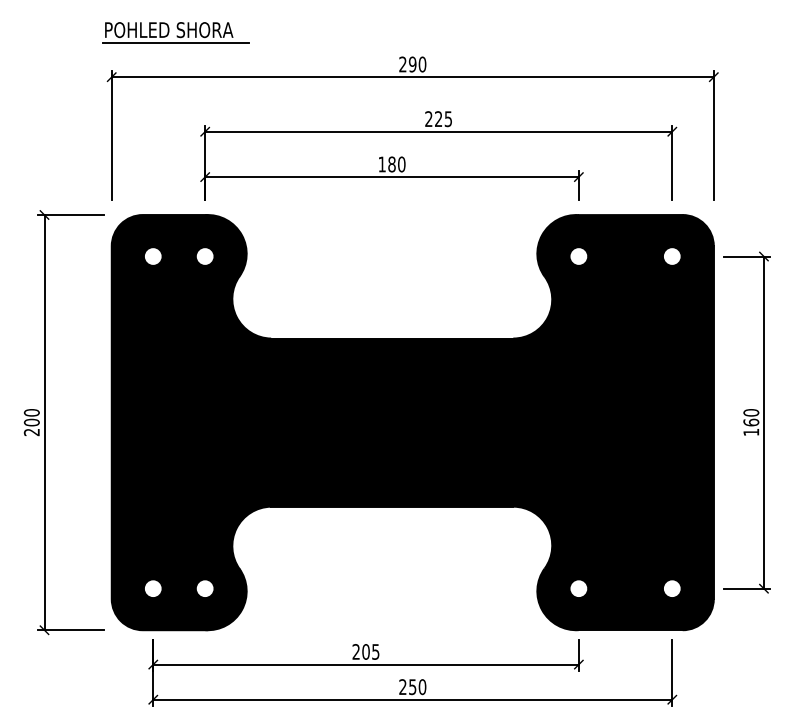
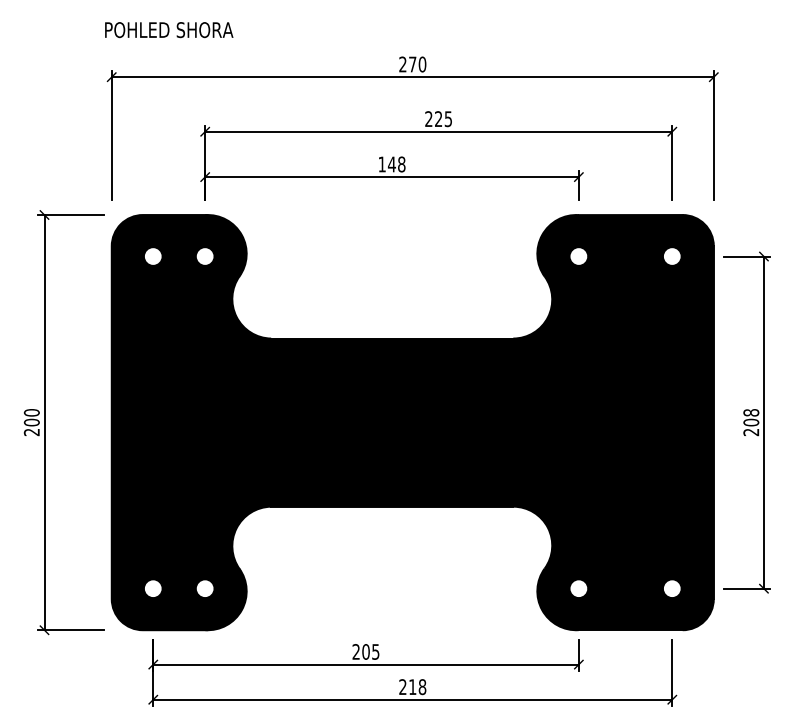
line: present -> none (175, 43)
text: 290 -> 270 (412, 64)
text: 180 -> 148 (396, 164)
text: 160 -> 208 (750, 422)
text: 250 -> 218 (417, 687)
